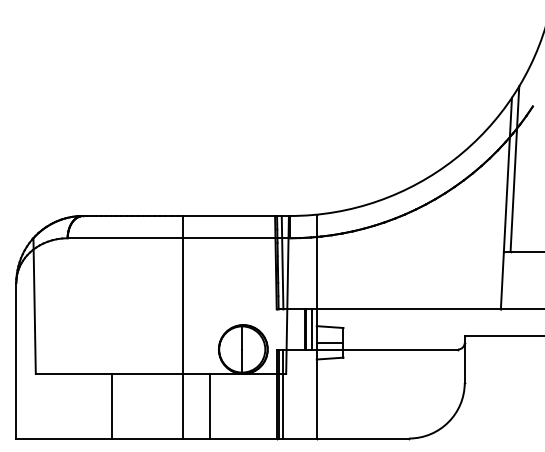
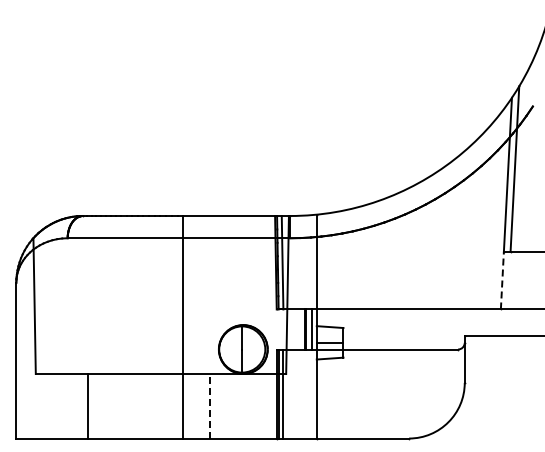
line: solid -> dashed (502, 280)
line: solid -> dashed (210, 405)
line position: (111, 406) -> (87, 406) (87, 406)
